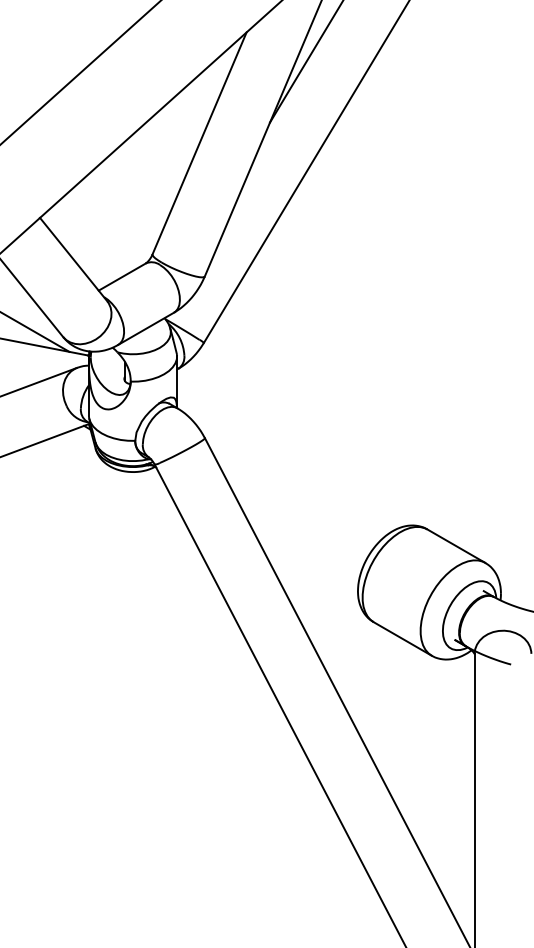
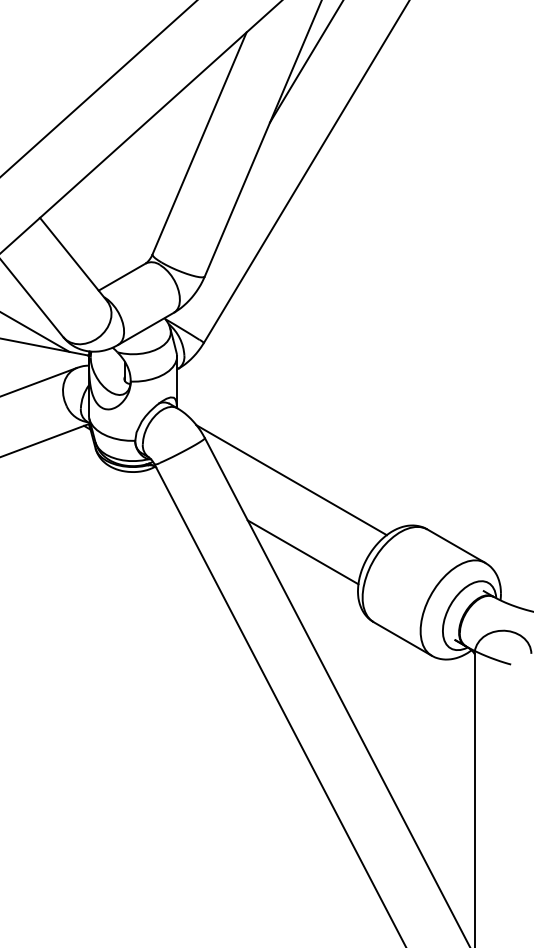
line position: (80, 72) -> (98, 88) (98, 88)
line: none -> present (291, 480)
line: none -> present (302, 552)
